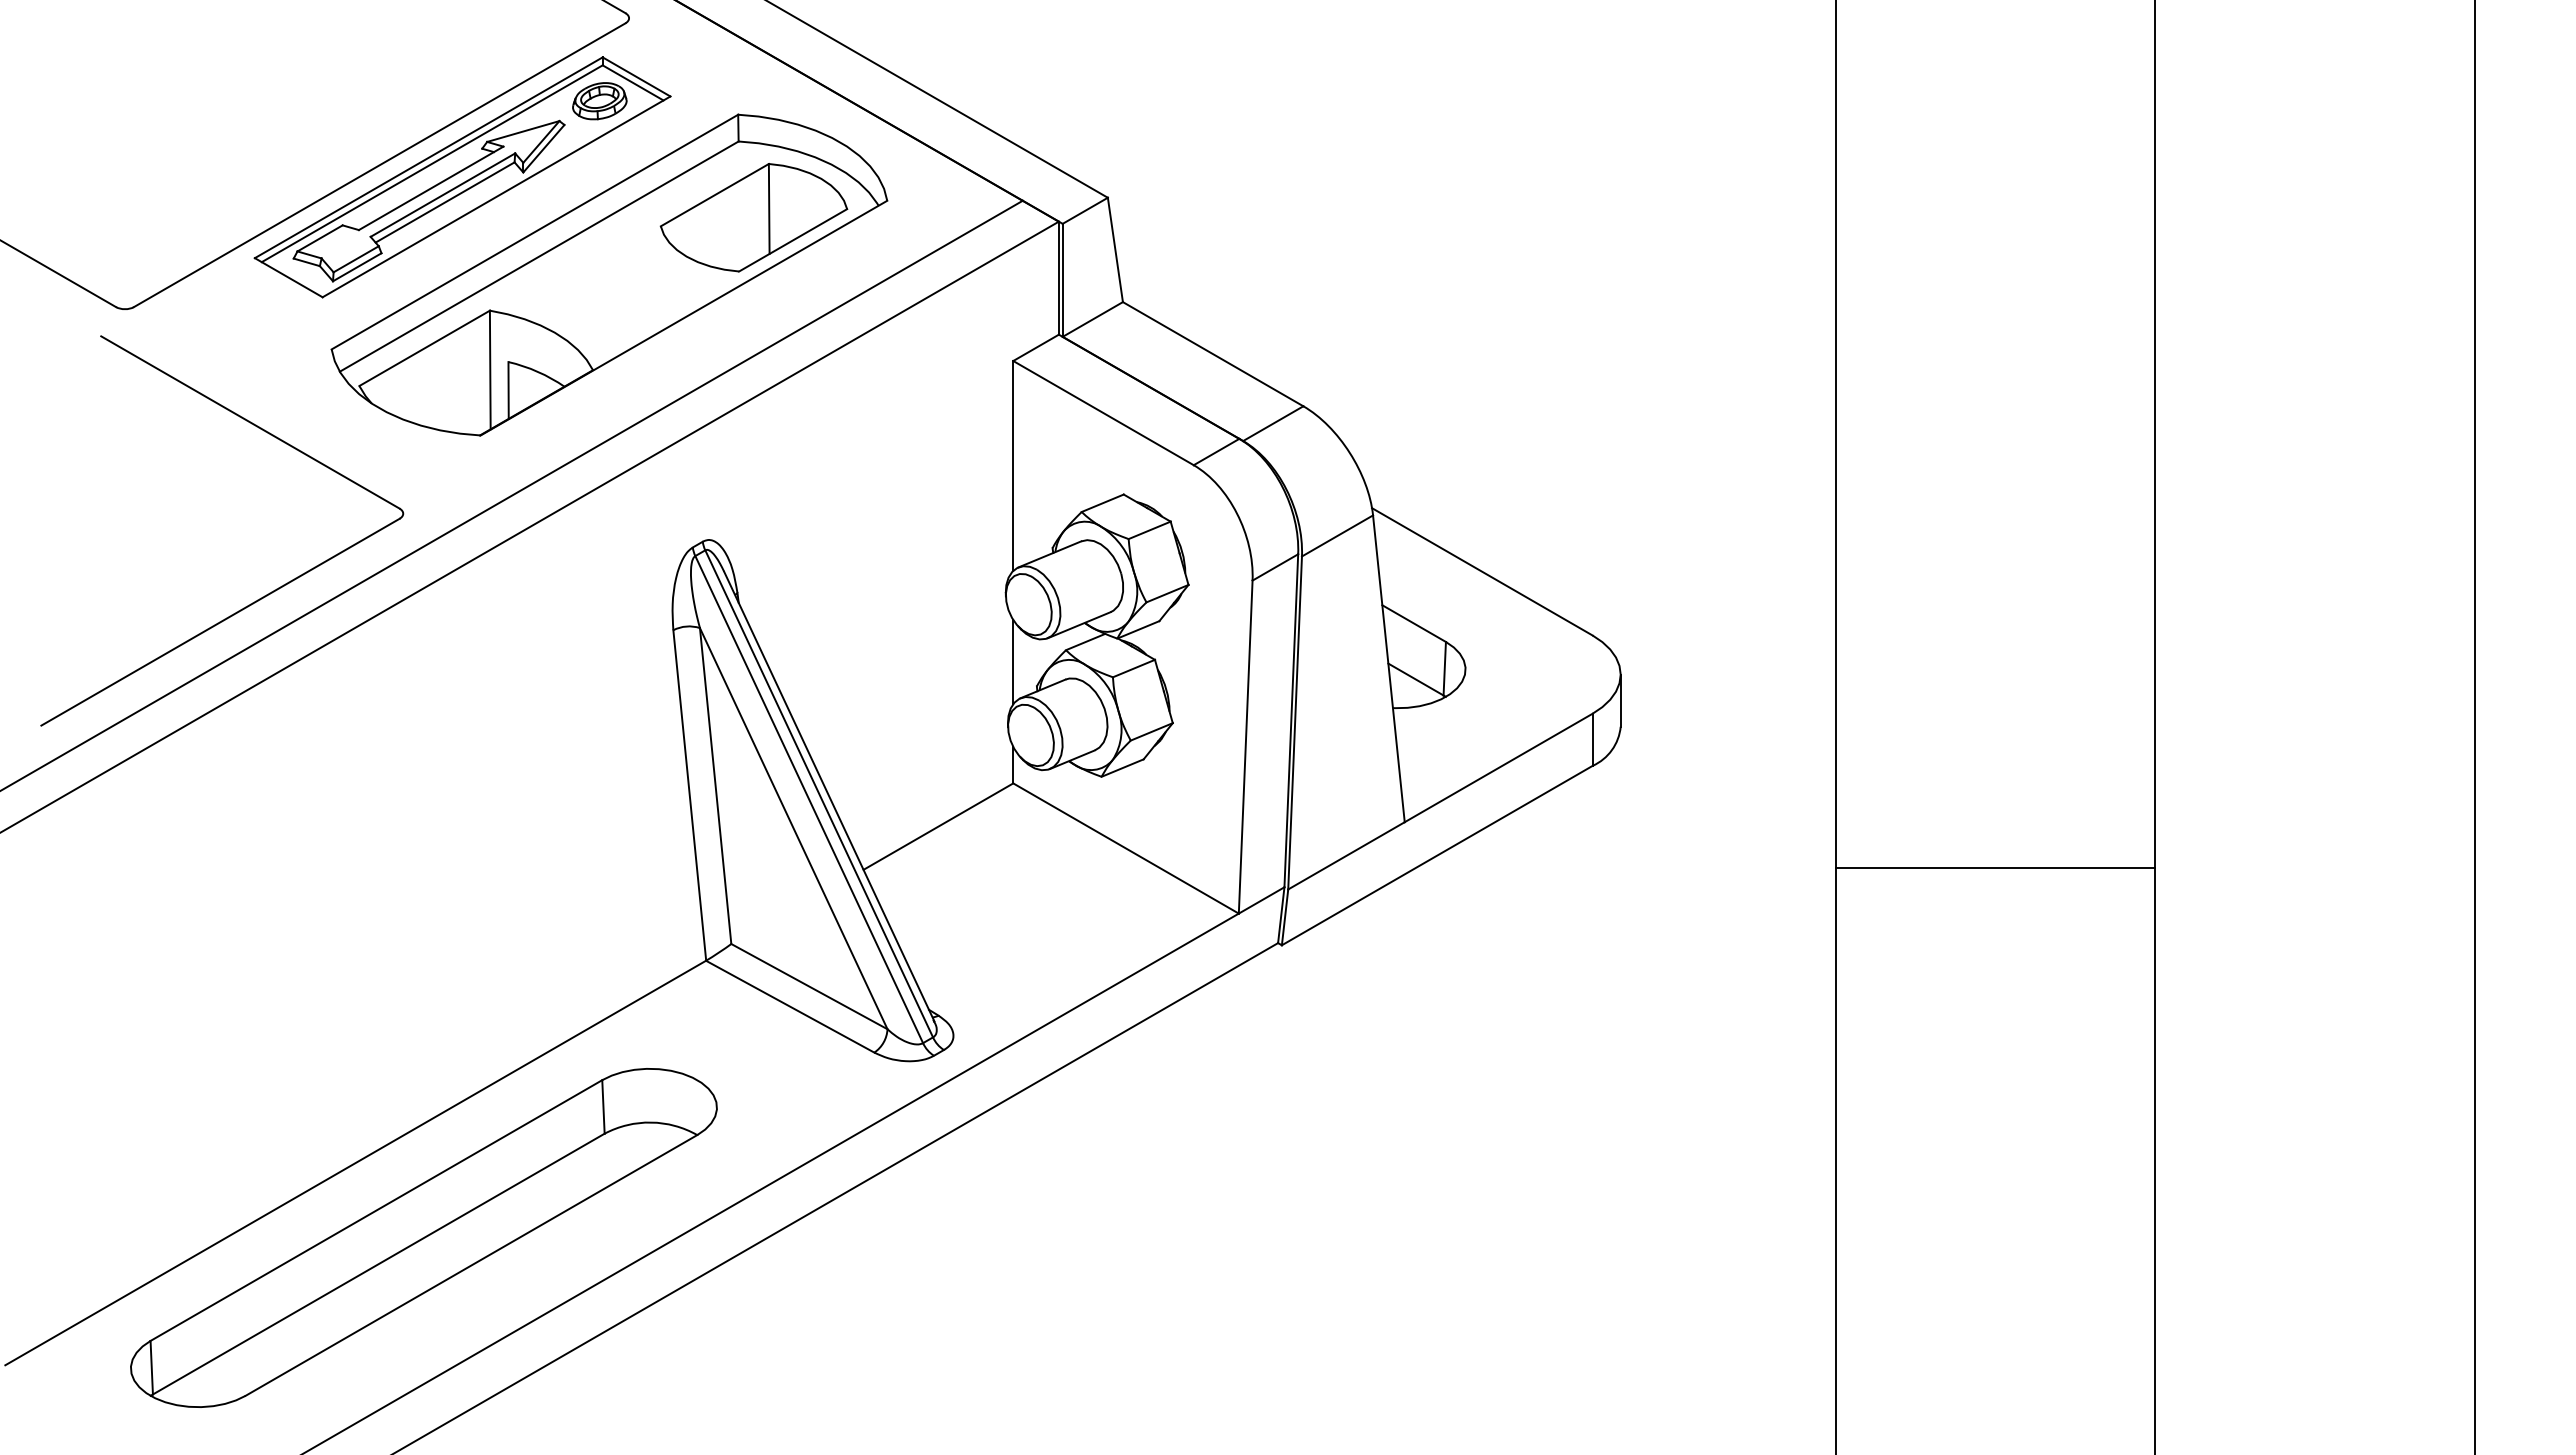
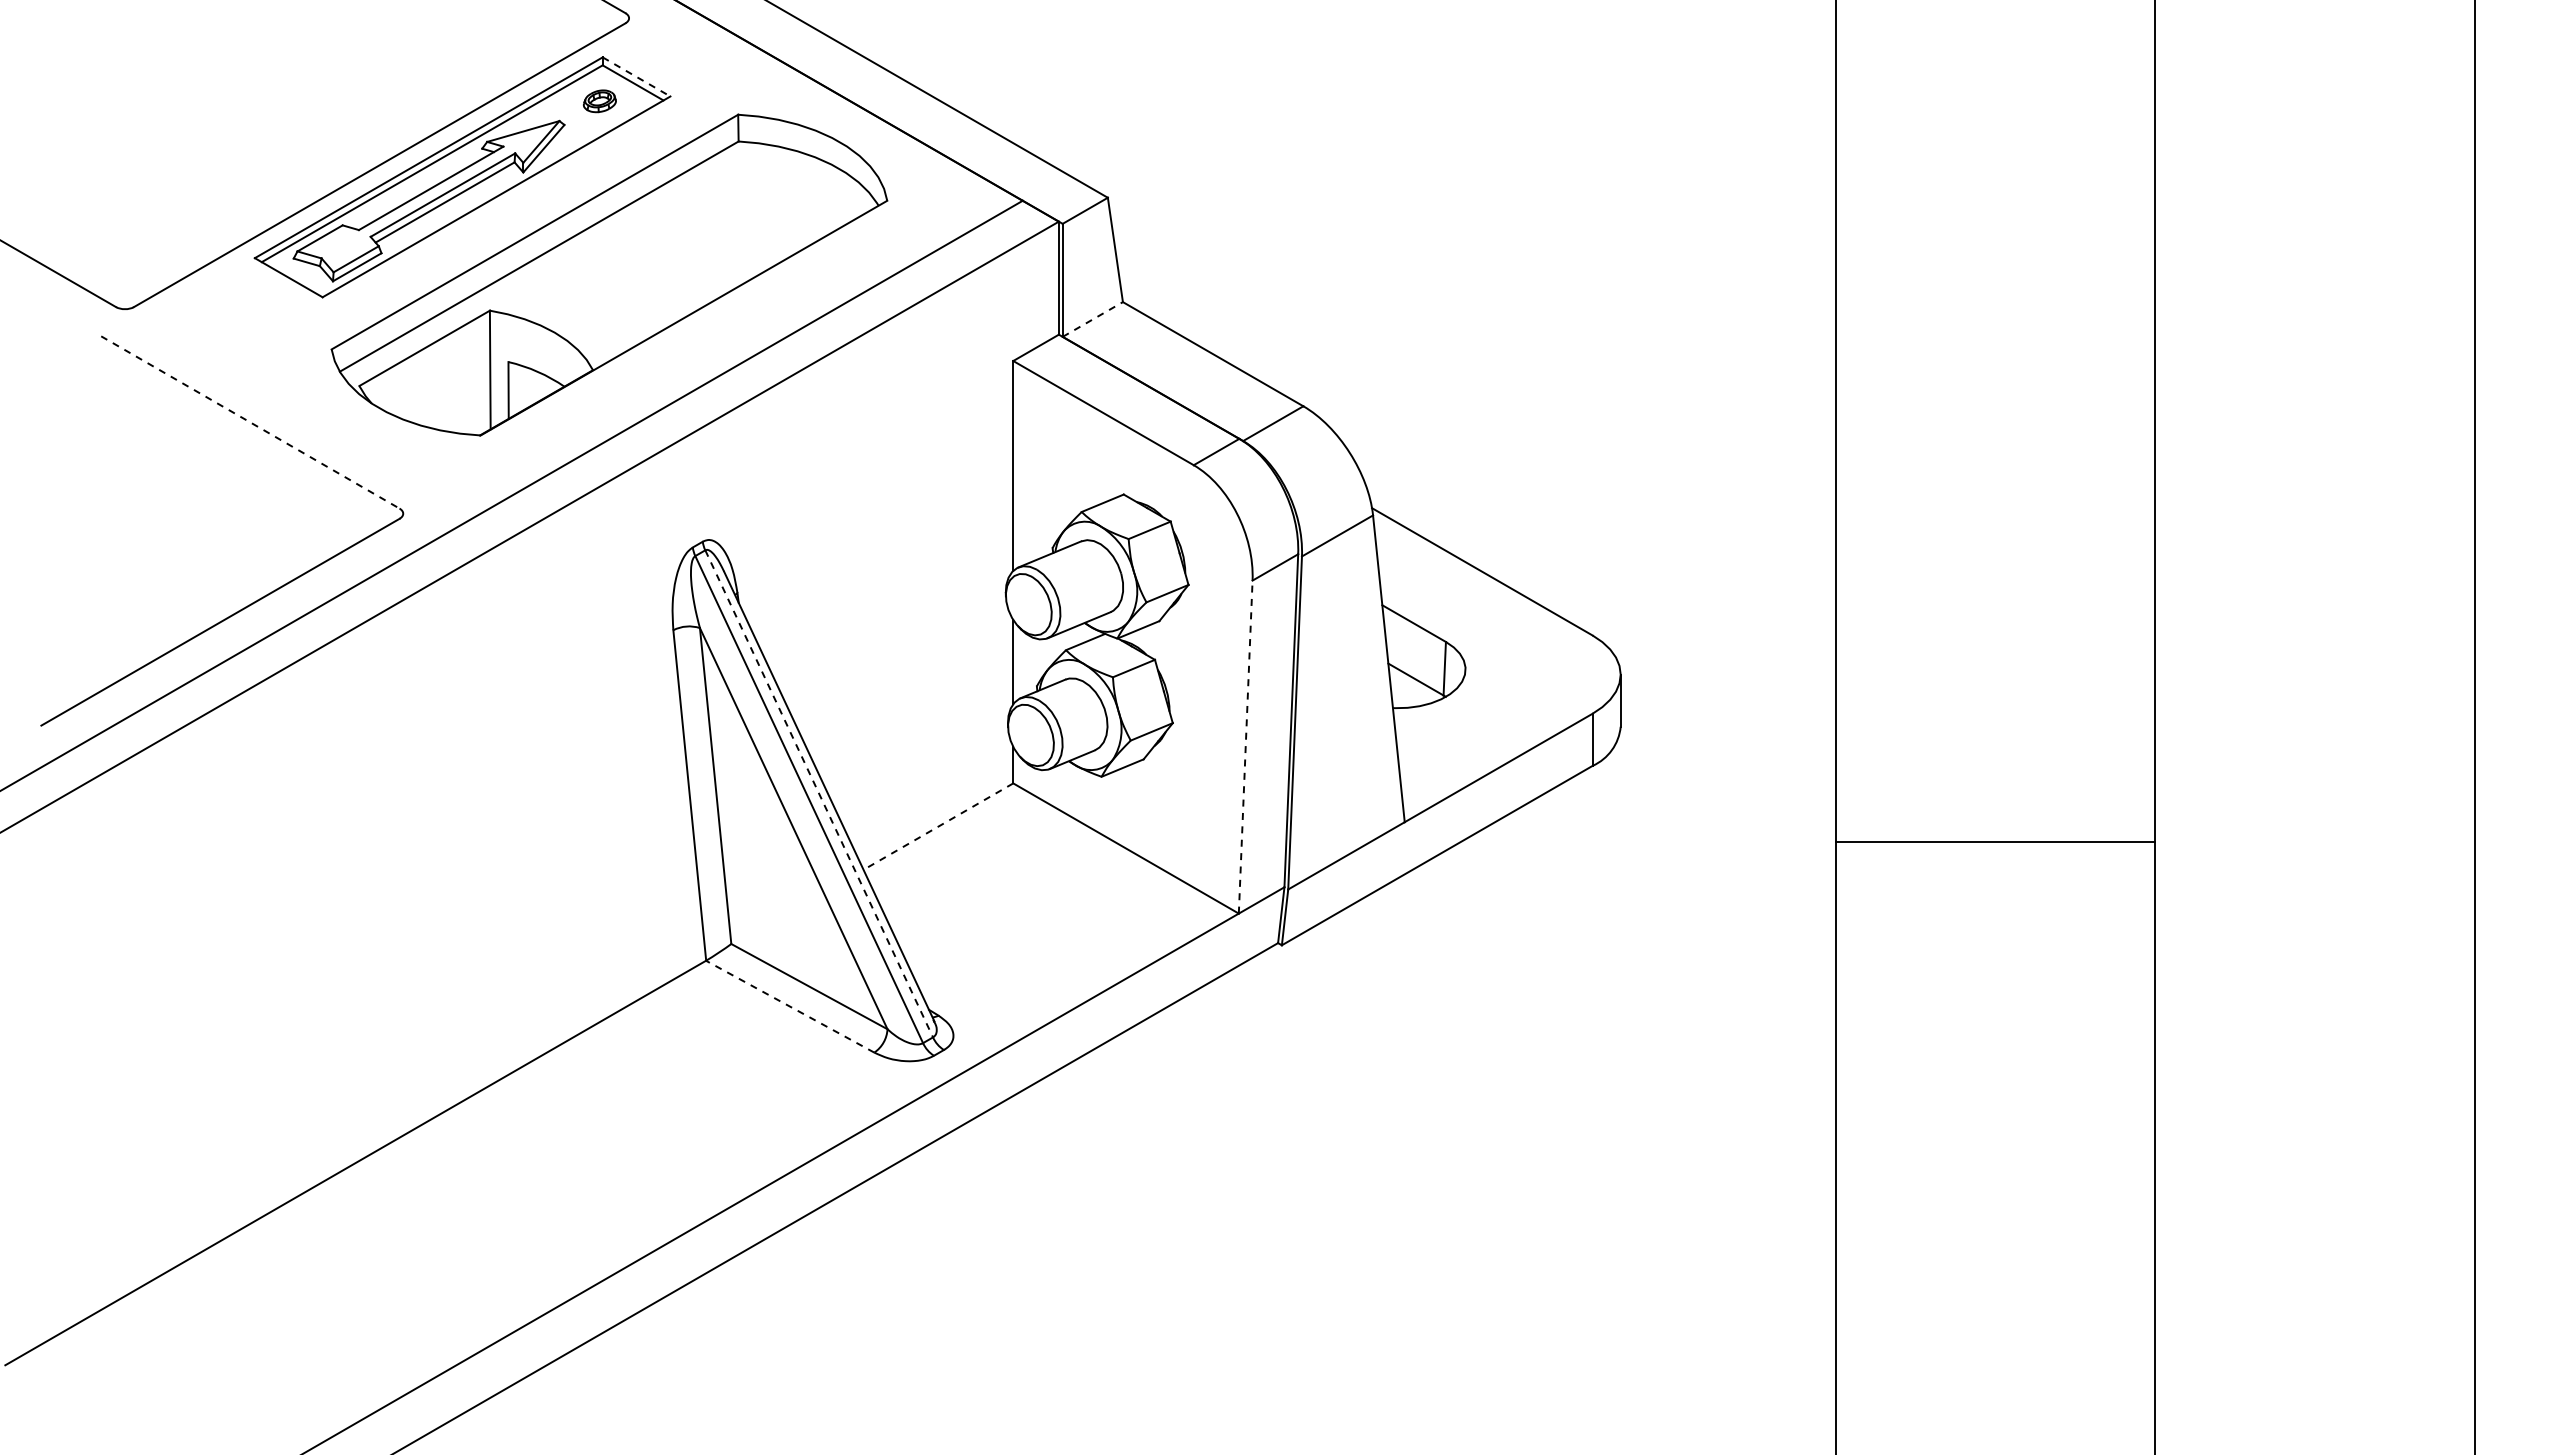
line: solid -> dashed (637, 77)
part size: 56x39 px -> 34x25 px (599, 101)
part: present -> none (753, 217)
line: solid -> dashed (1092, 319)
line: solid -> dashed (250, 422)
line: solid -> dashed (1245, 747)
line: solid -> dashed (819, 793)
line: solid -> dashed (938, 826)
line position: (1995, 868) -> (1995, 842) (1995, 842)
line: solid -> dashed (790, 1006)
part: present -> none (423, 1237)
